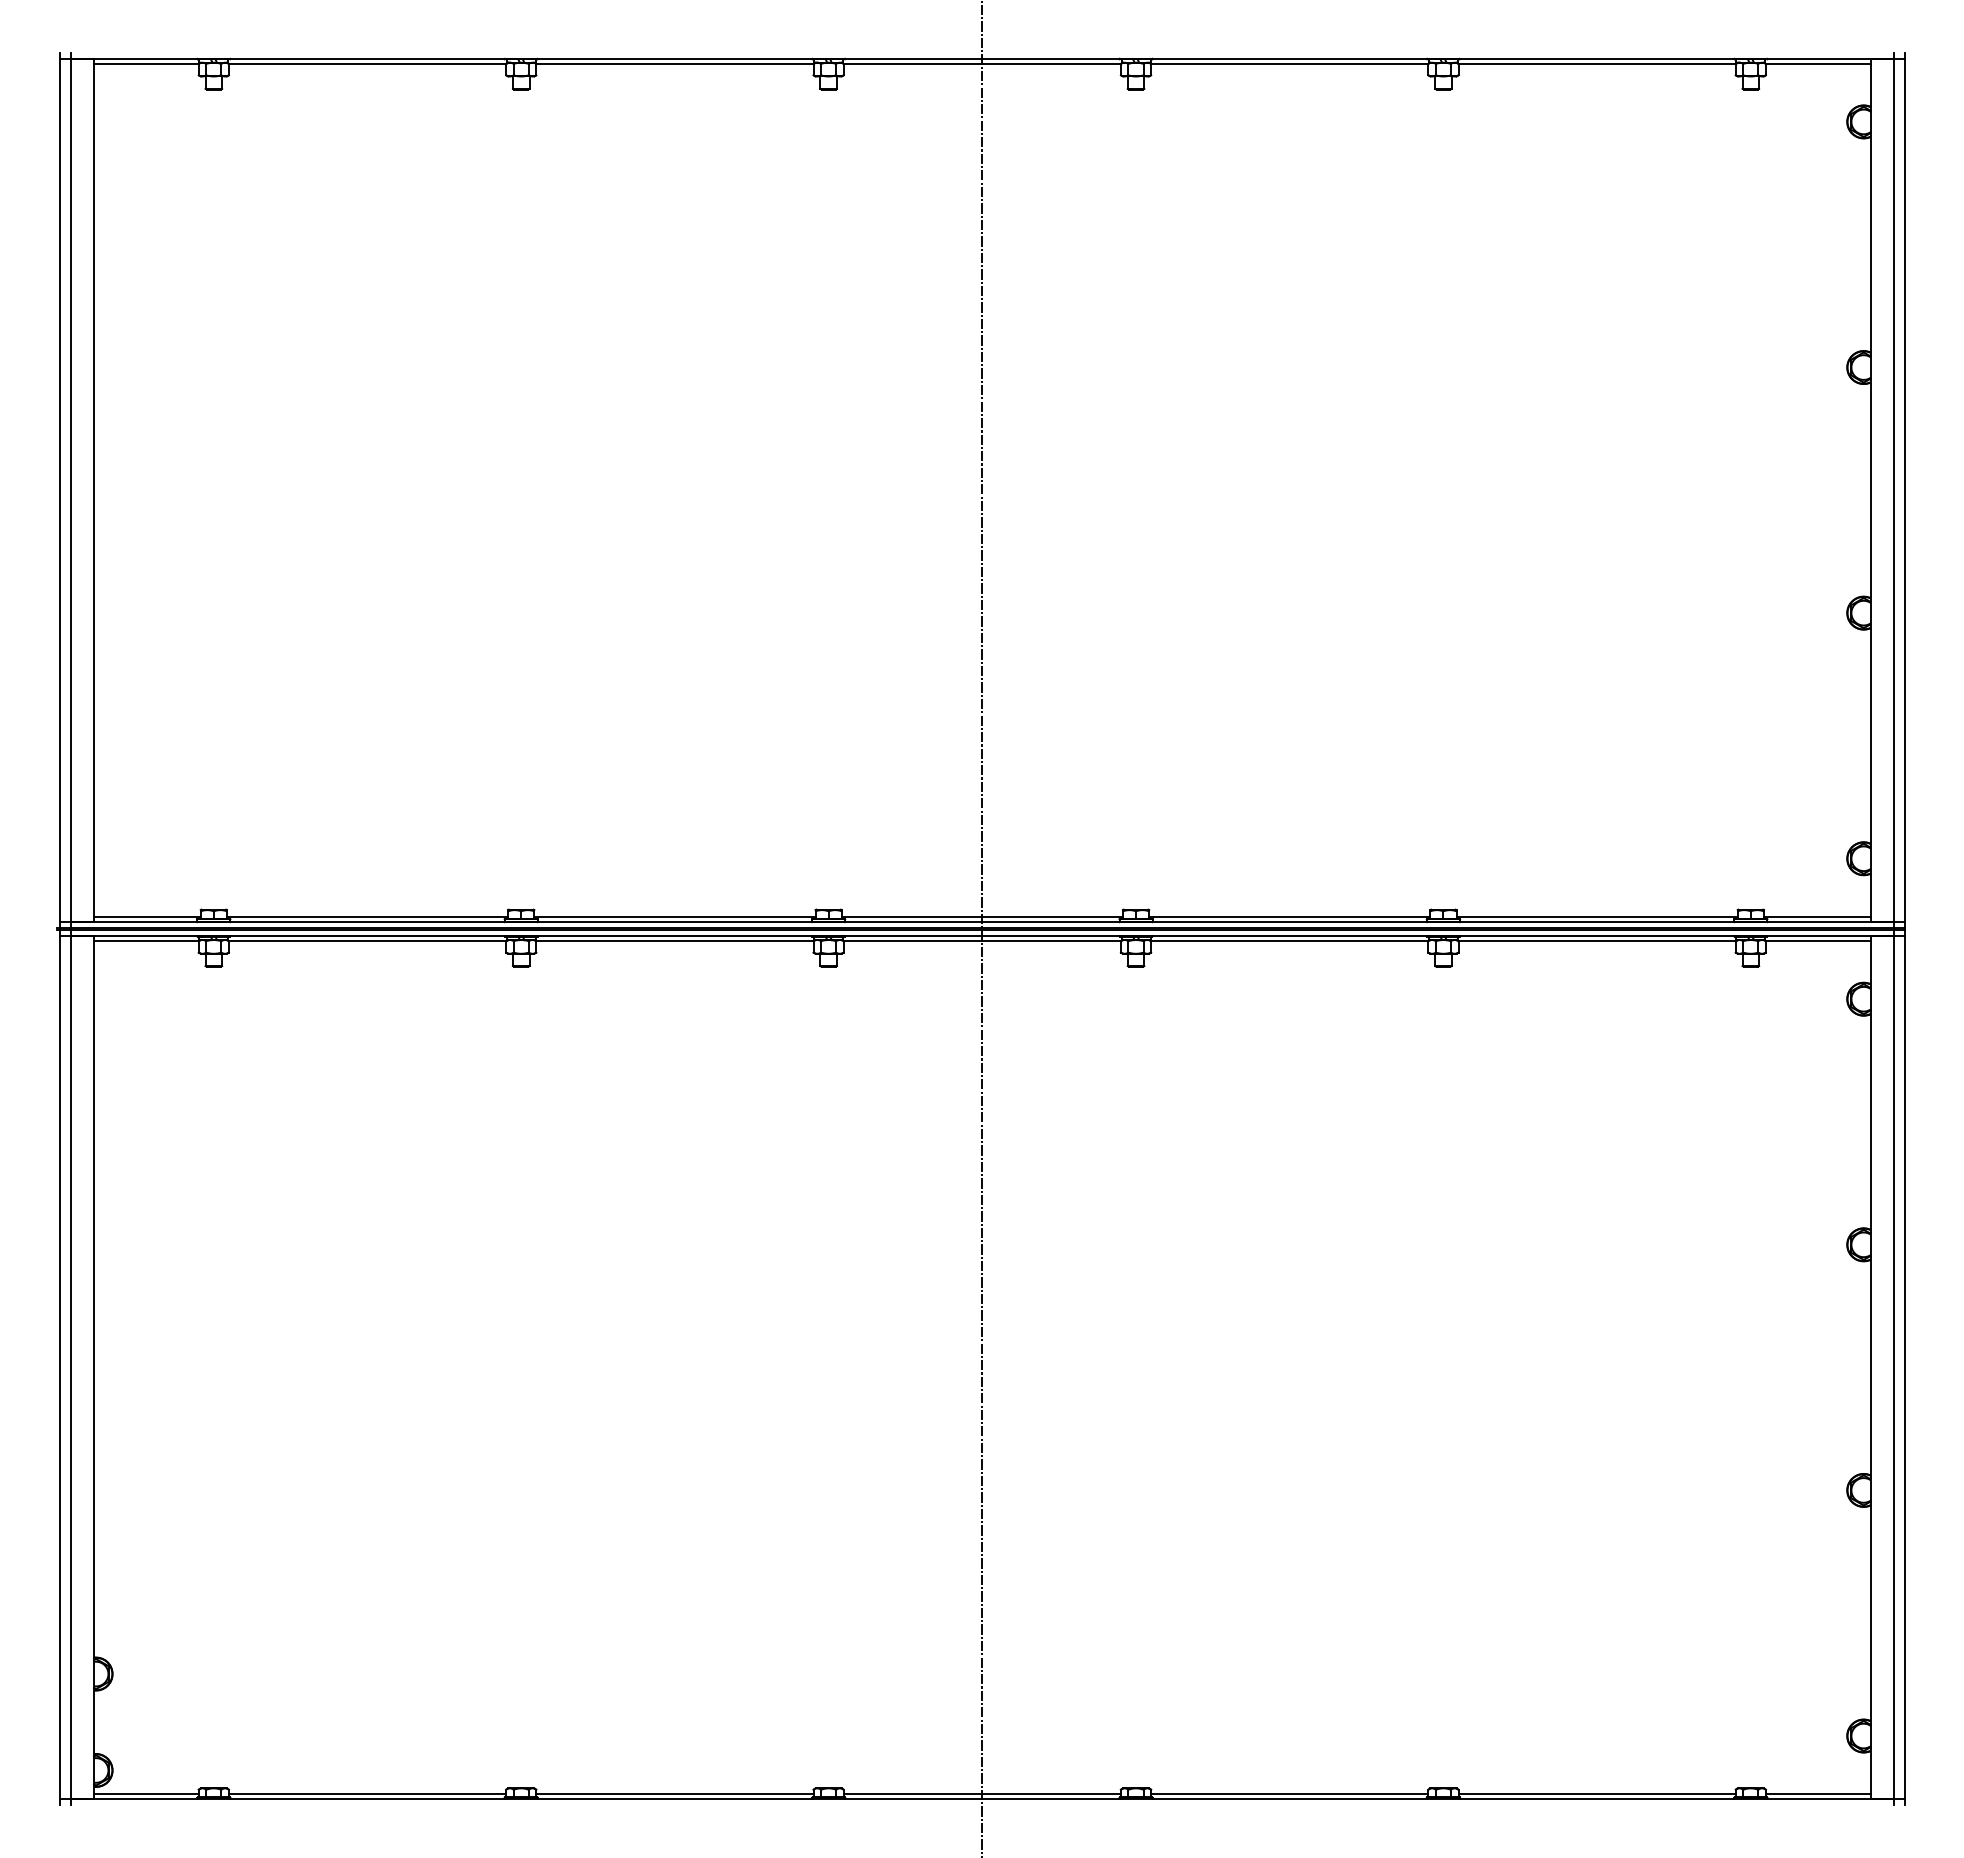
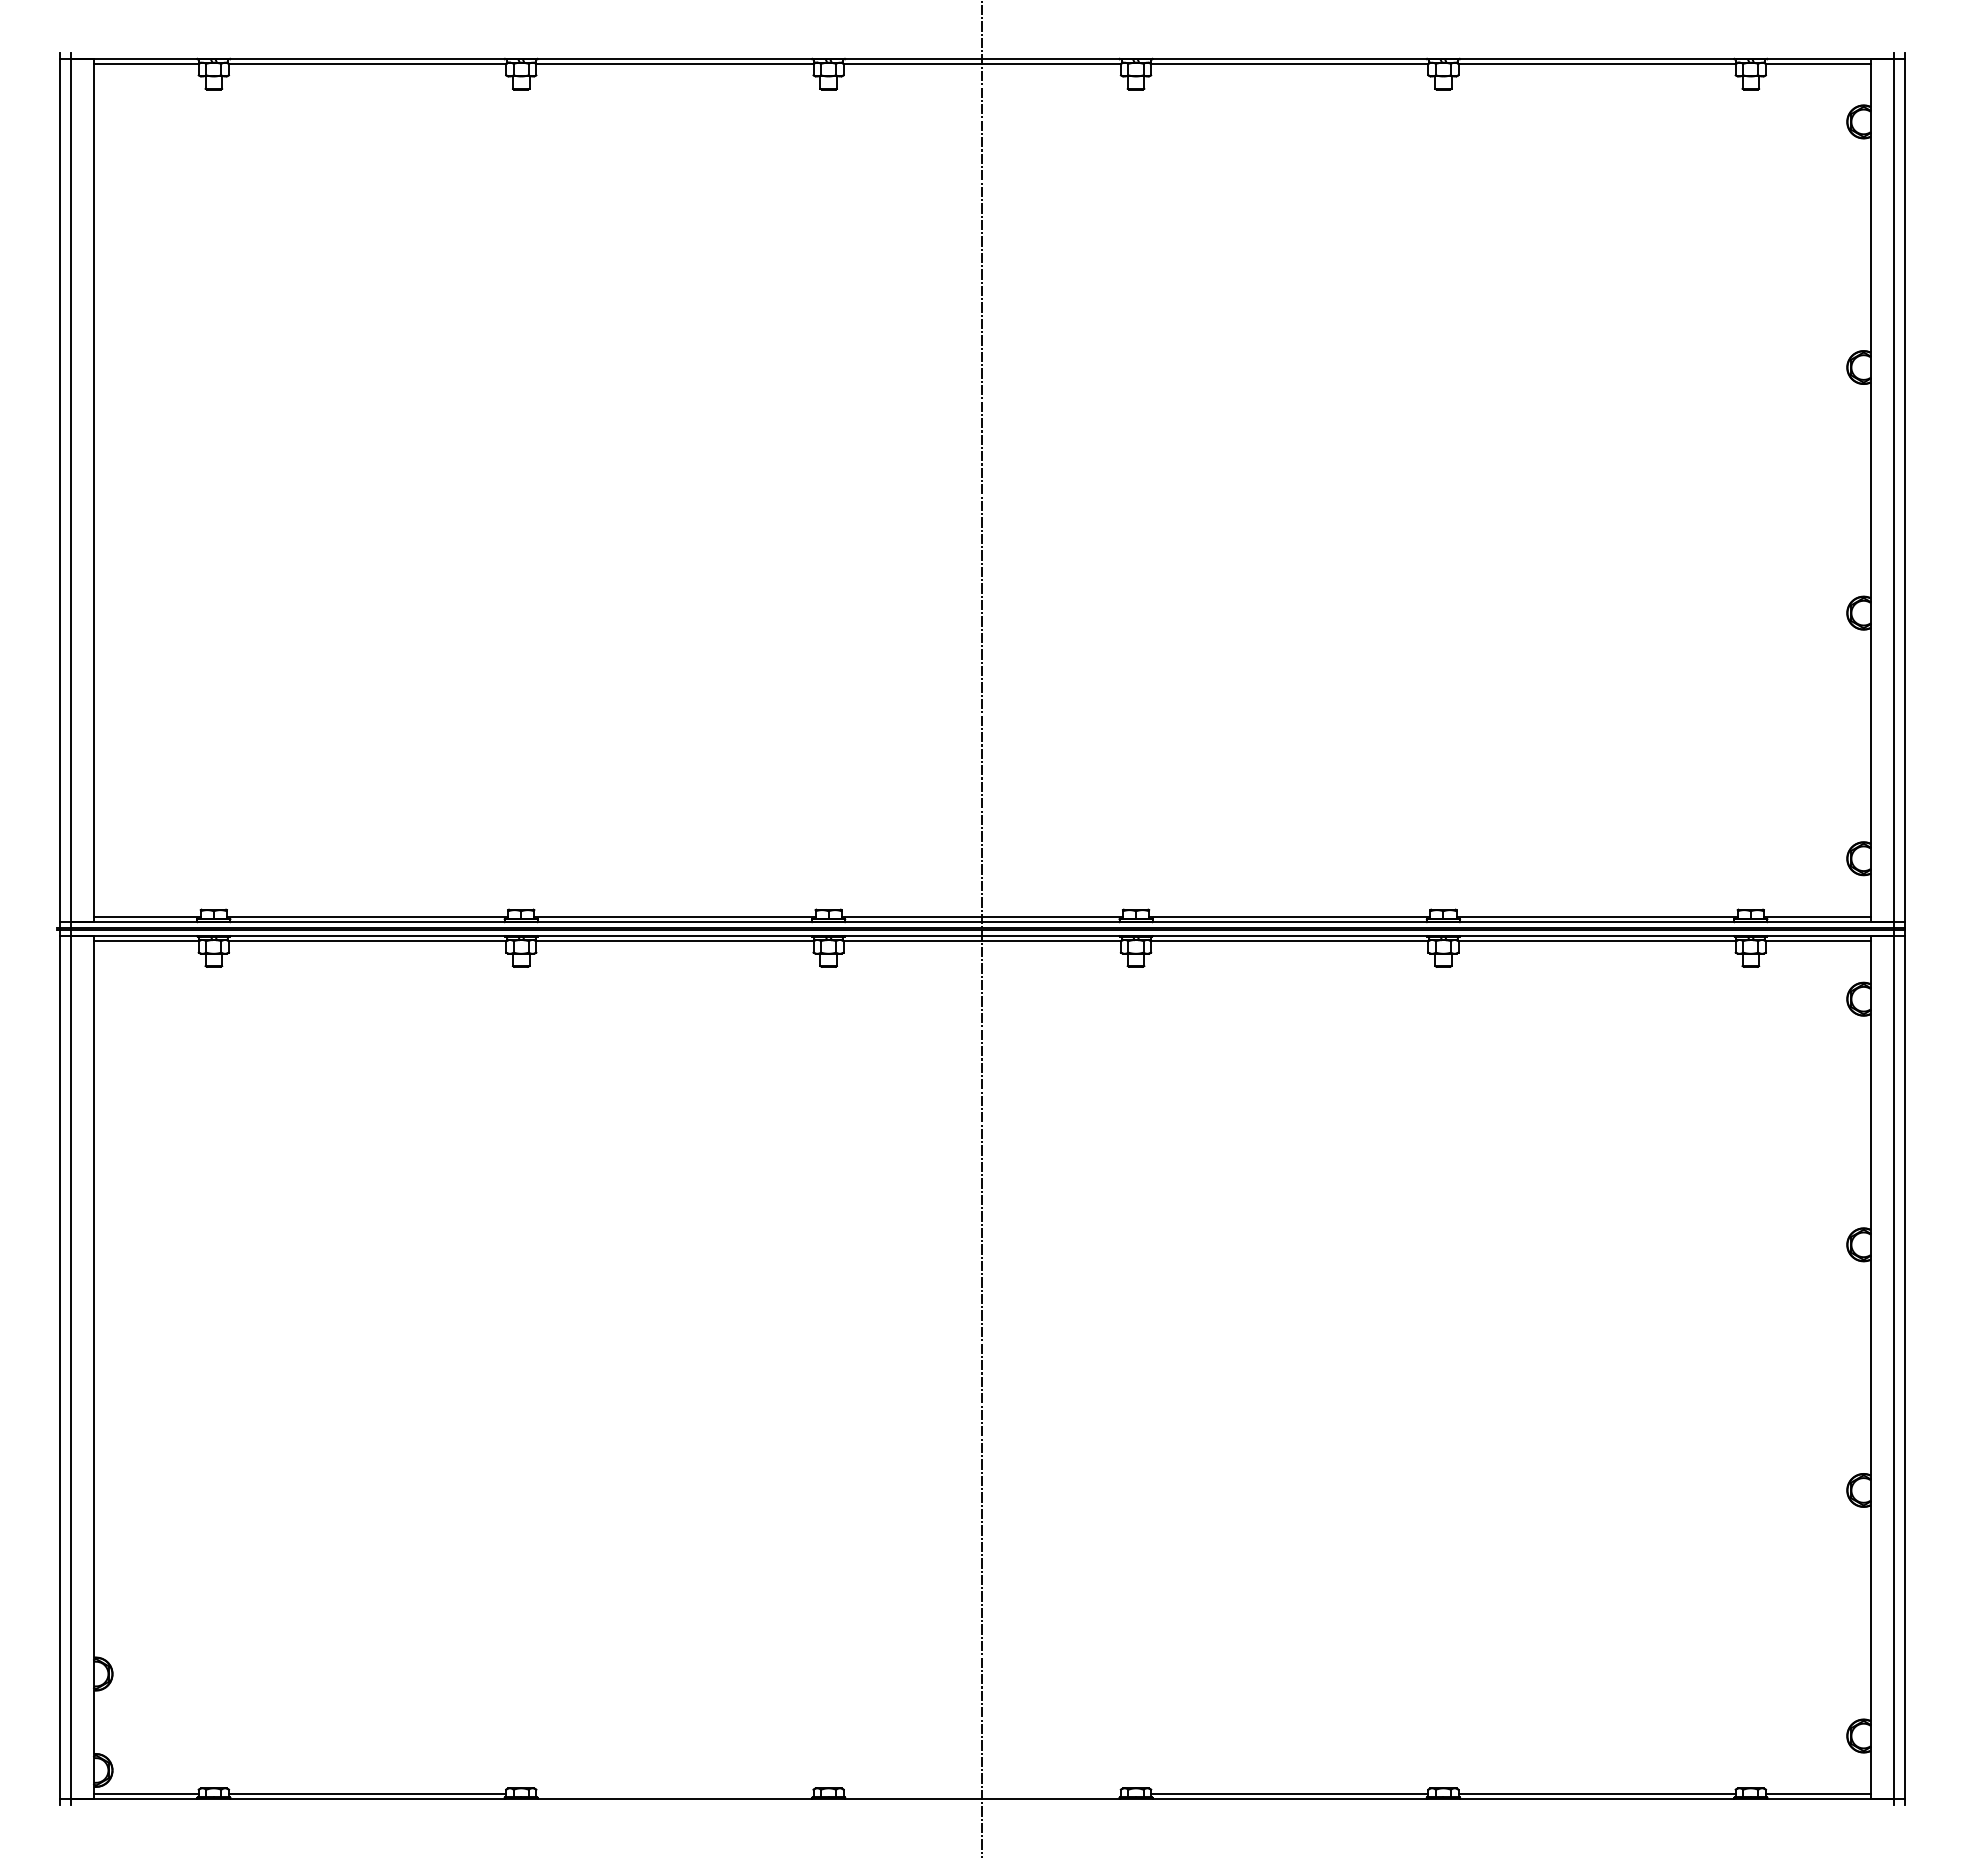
line: present -> none (674, 1793)
line: present -> none (981, 1793)
